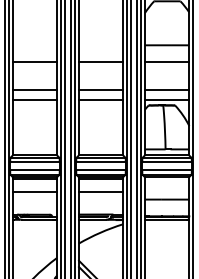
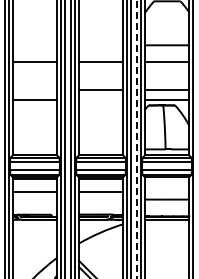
line: present -> none (34, 89)
line: present -> none (101, 100)
line: solid -> dashed (136, 139)
